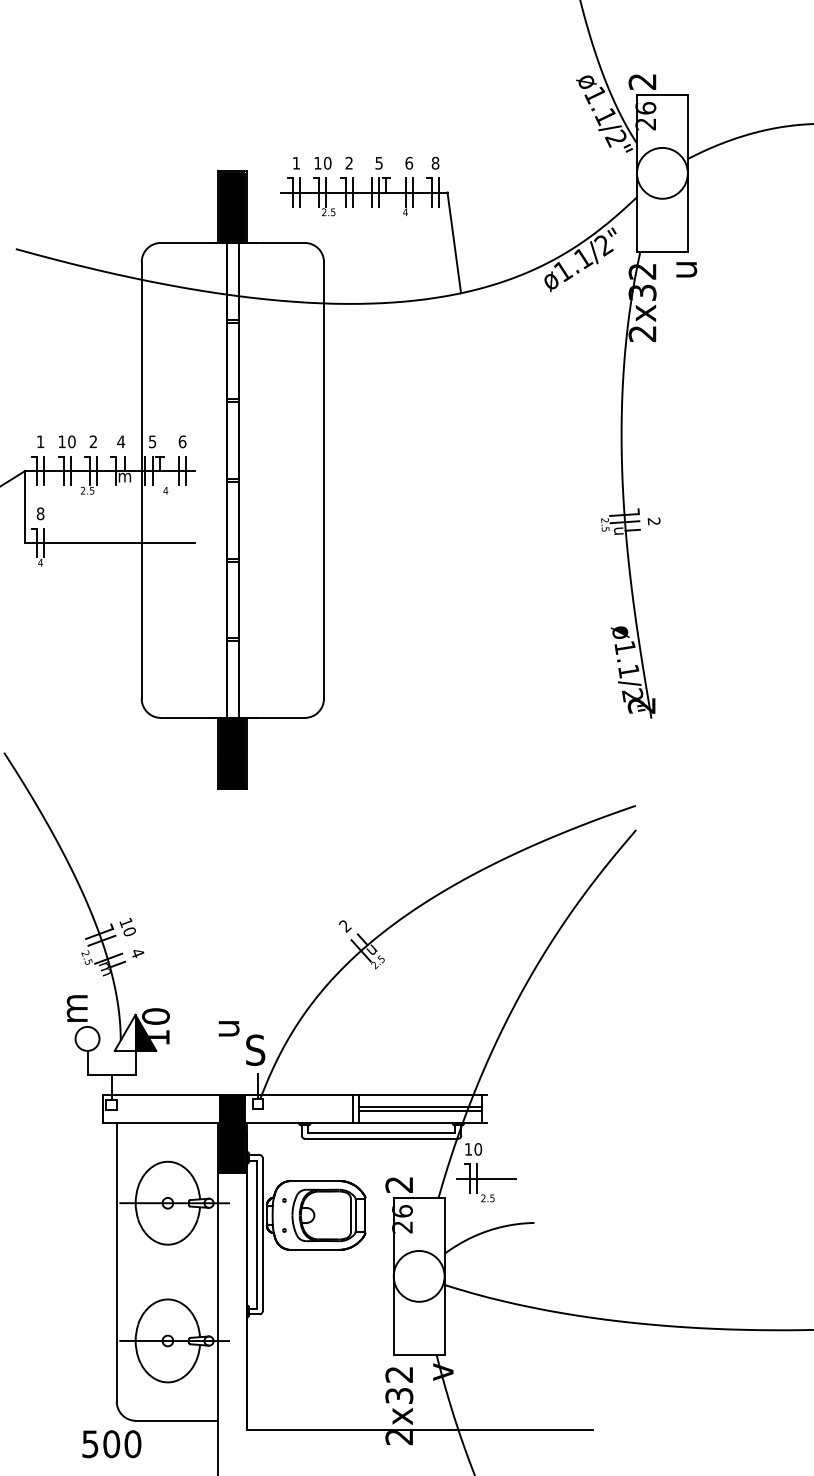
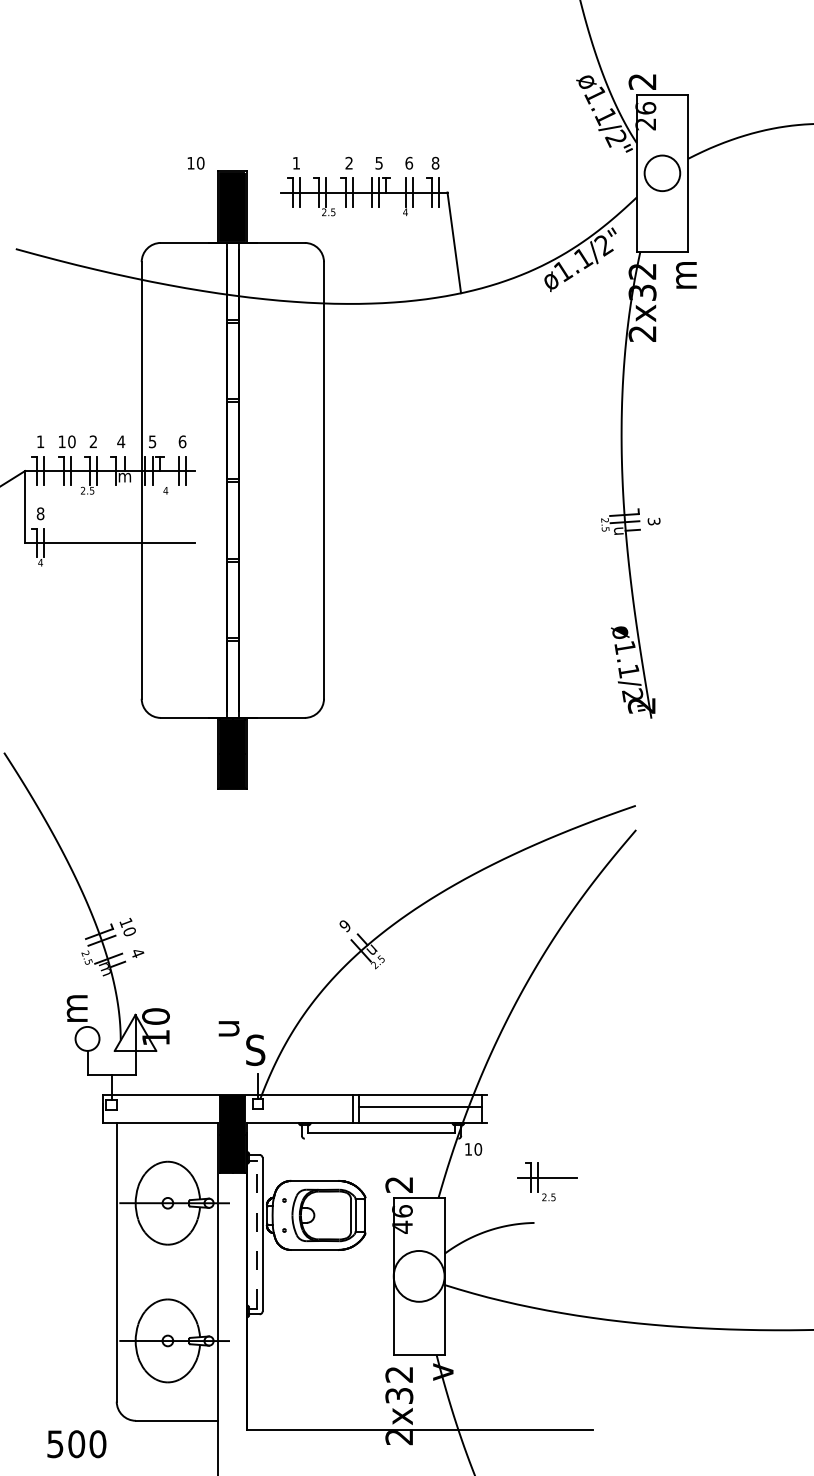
text position: (322, 162) -> (195, 162) (195, 162)
circle diameter: 51 px -> 36 px (662, 173)
text: u -> m (686, 275)
text: 2 -> 3 (653, 521)
text: 2 -> 9 (345, 926)
fill: present -> none (145, 1032)
line: present -> none (419, 1110)
line: present -> none (381, 1138)
part position: (486, 1182) -> (547, 1181) (547, 1181)
text: 26 -> 46 (402, 1226)
line: solid -> dashed (256, 1234)
text position: (111, 1444) -> (76, 1444) (76, 1444)
